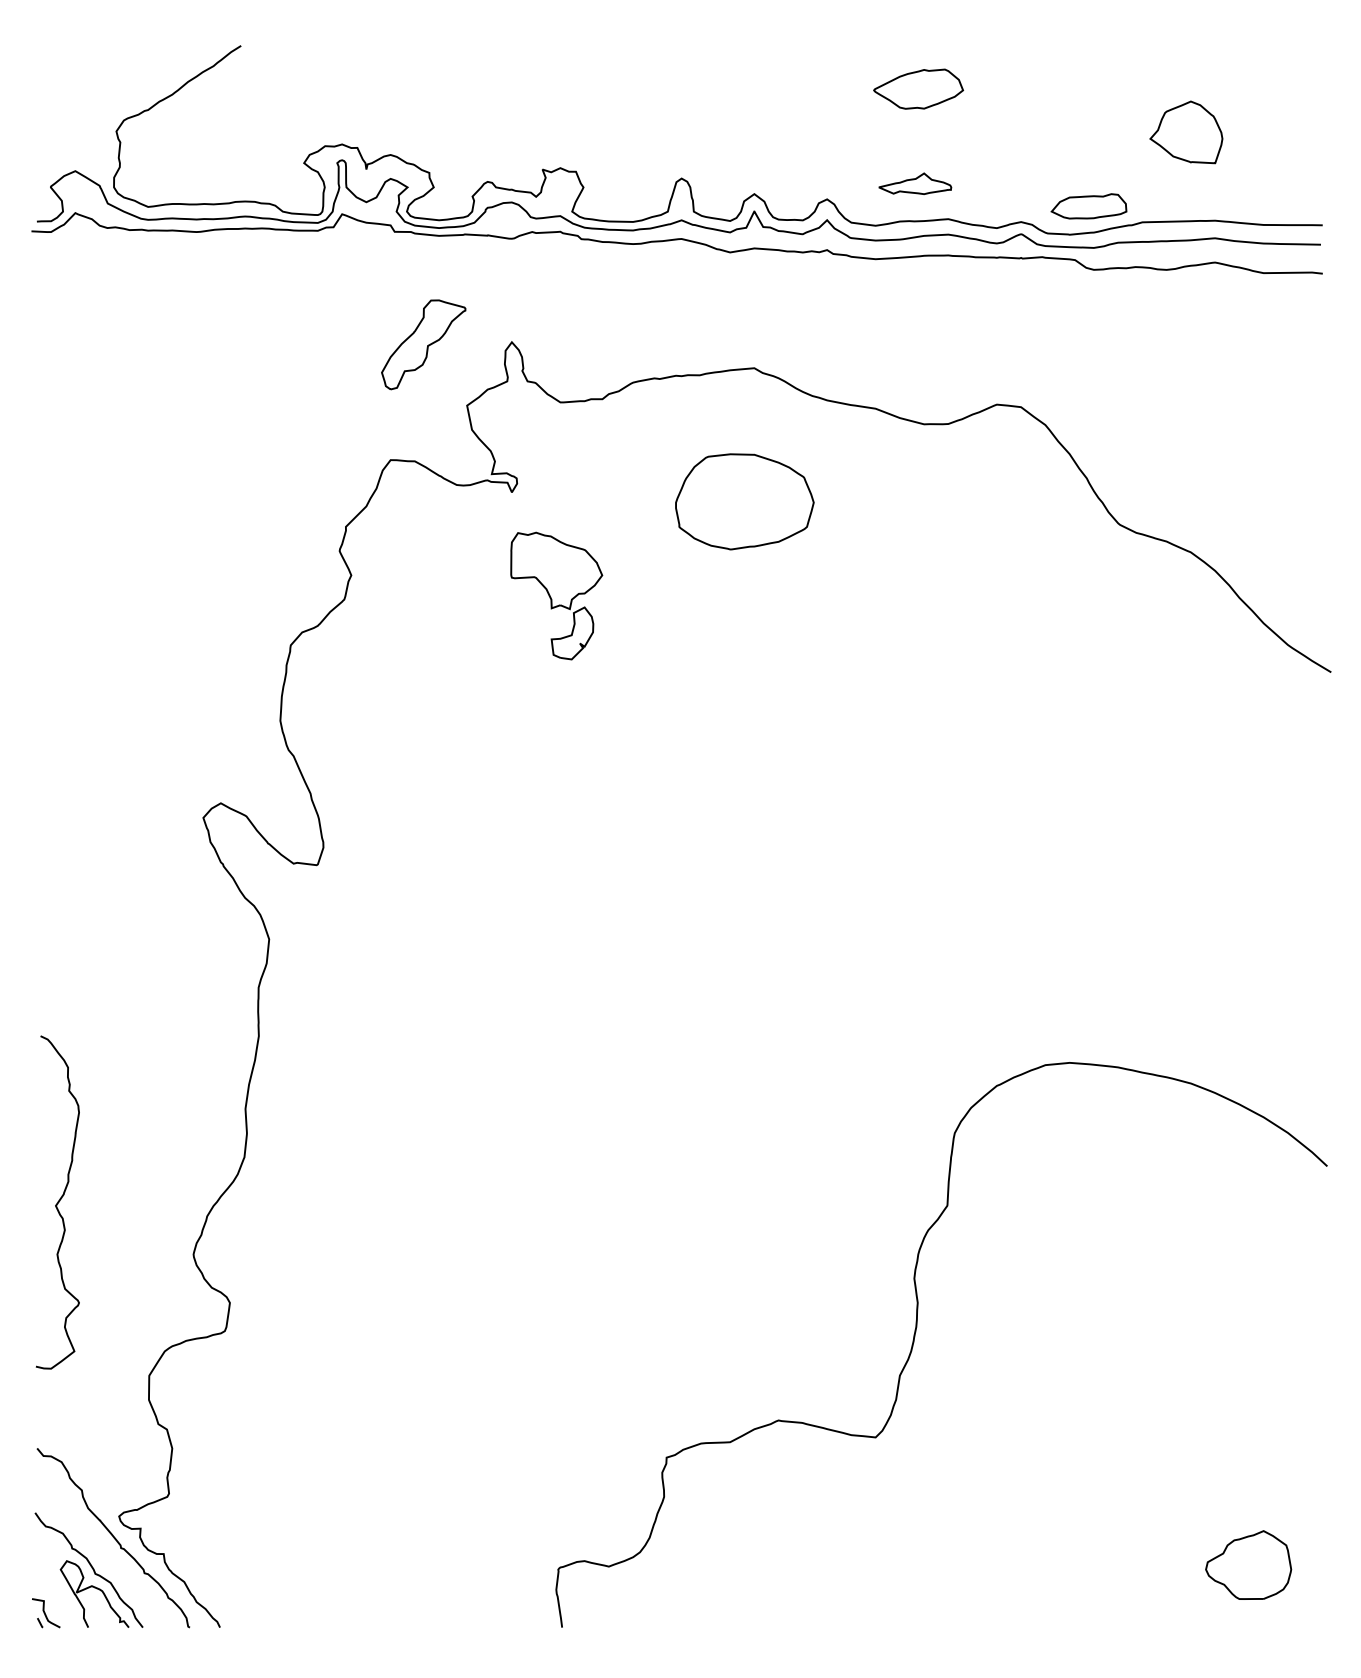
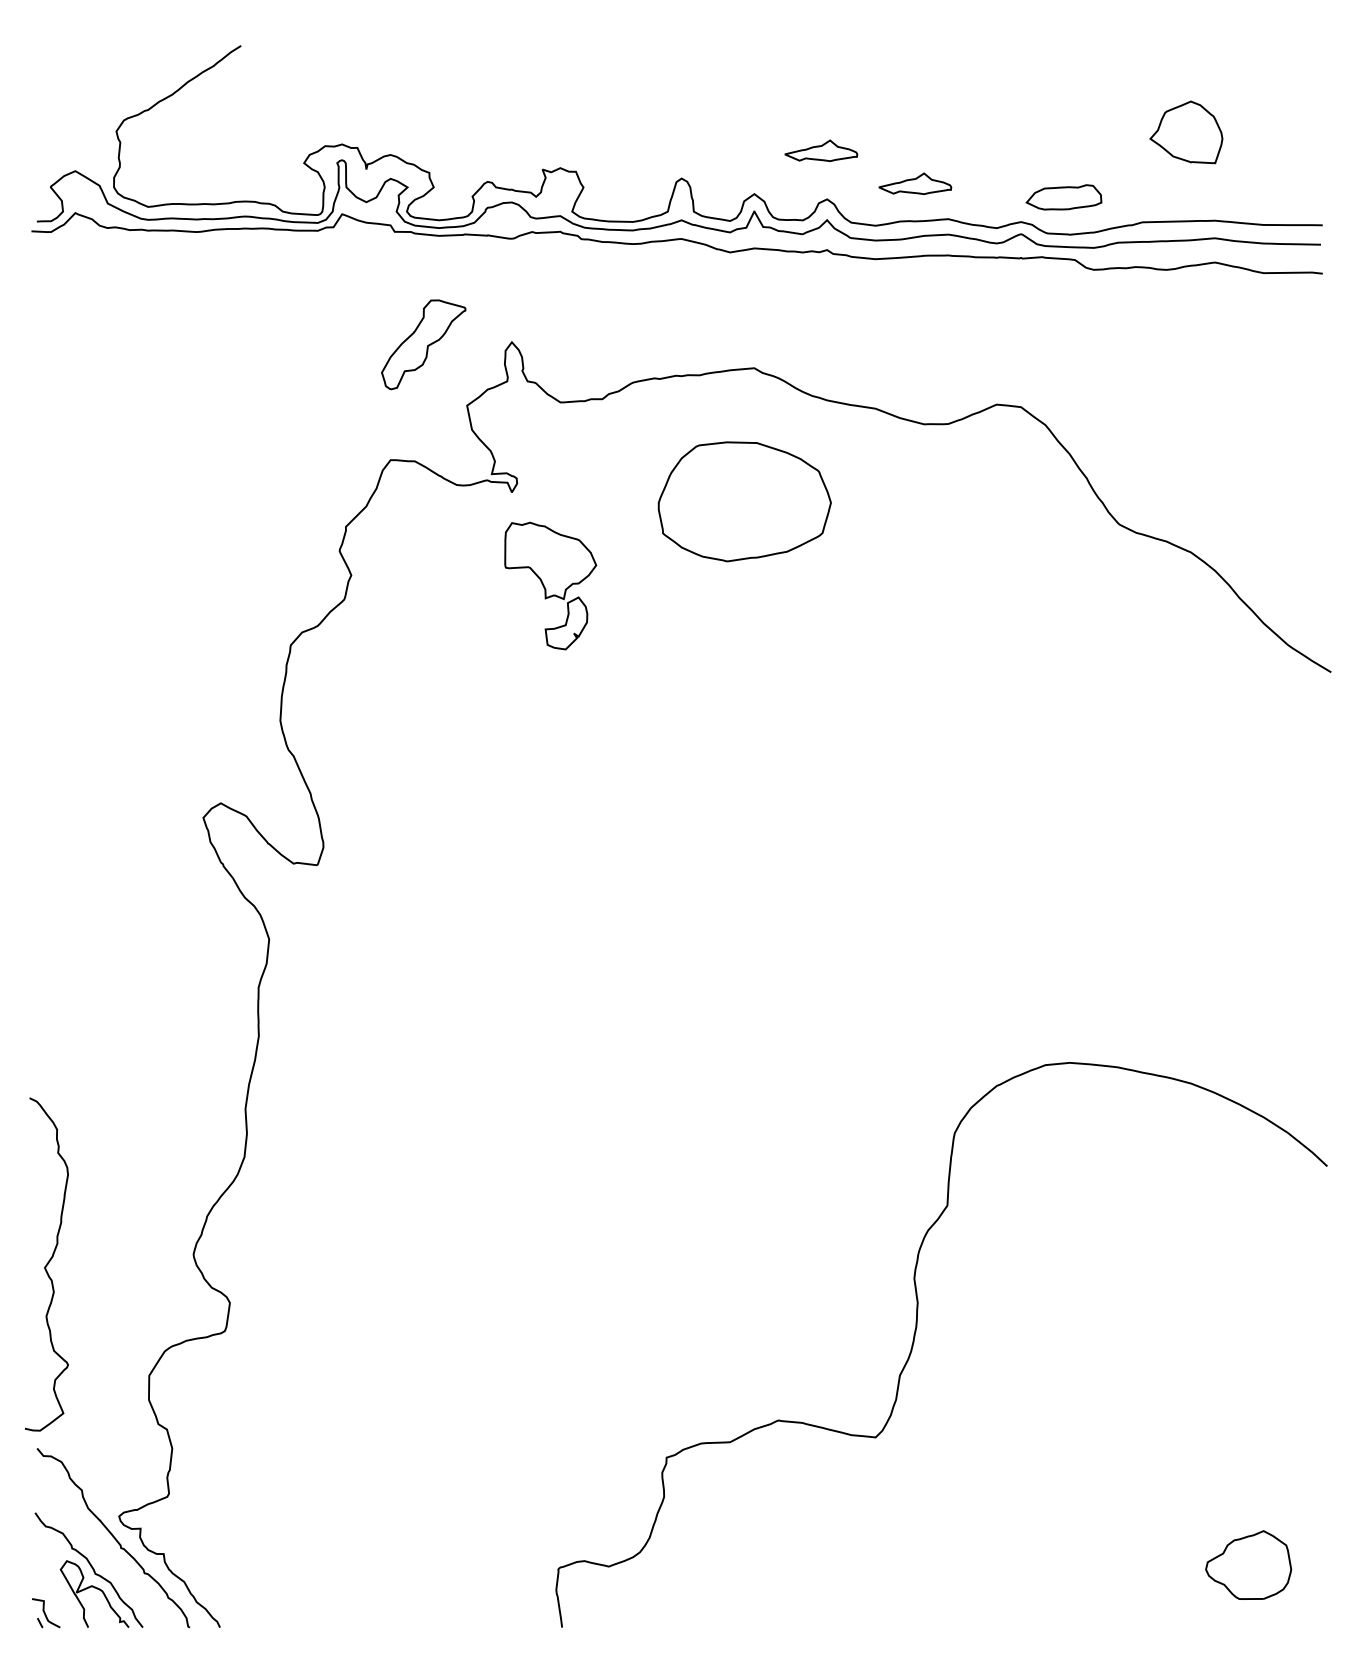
part: present -> none (918, 88)
part: none -> present (821, 150)
part position: (1088, 206) -> (1063, 197) (1063, 197)
part size: 140x98 px -> 175x122 px (744, 501)
part position: (556, 595) -> (550, 585) (550, 585)
curve position: (57, 1202) -> (46, 1264) (46, 1264)
